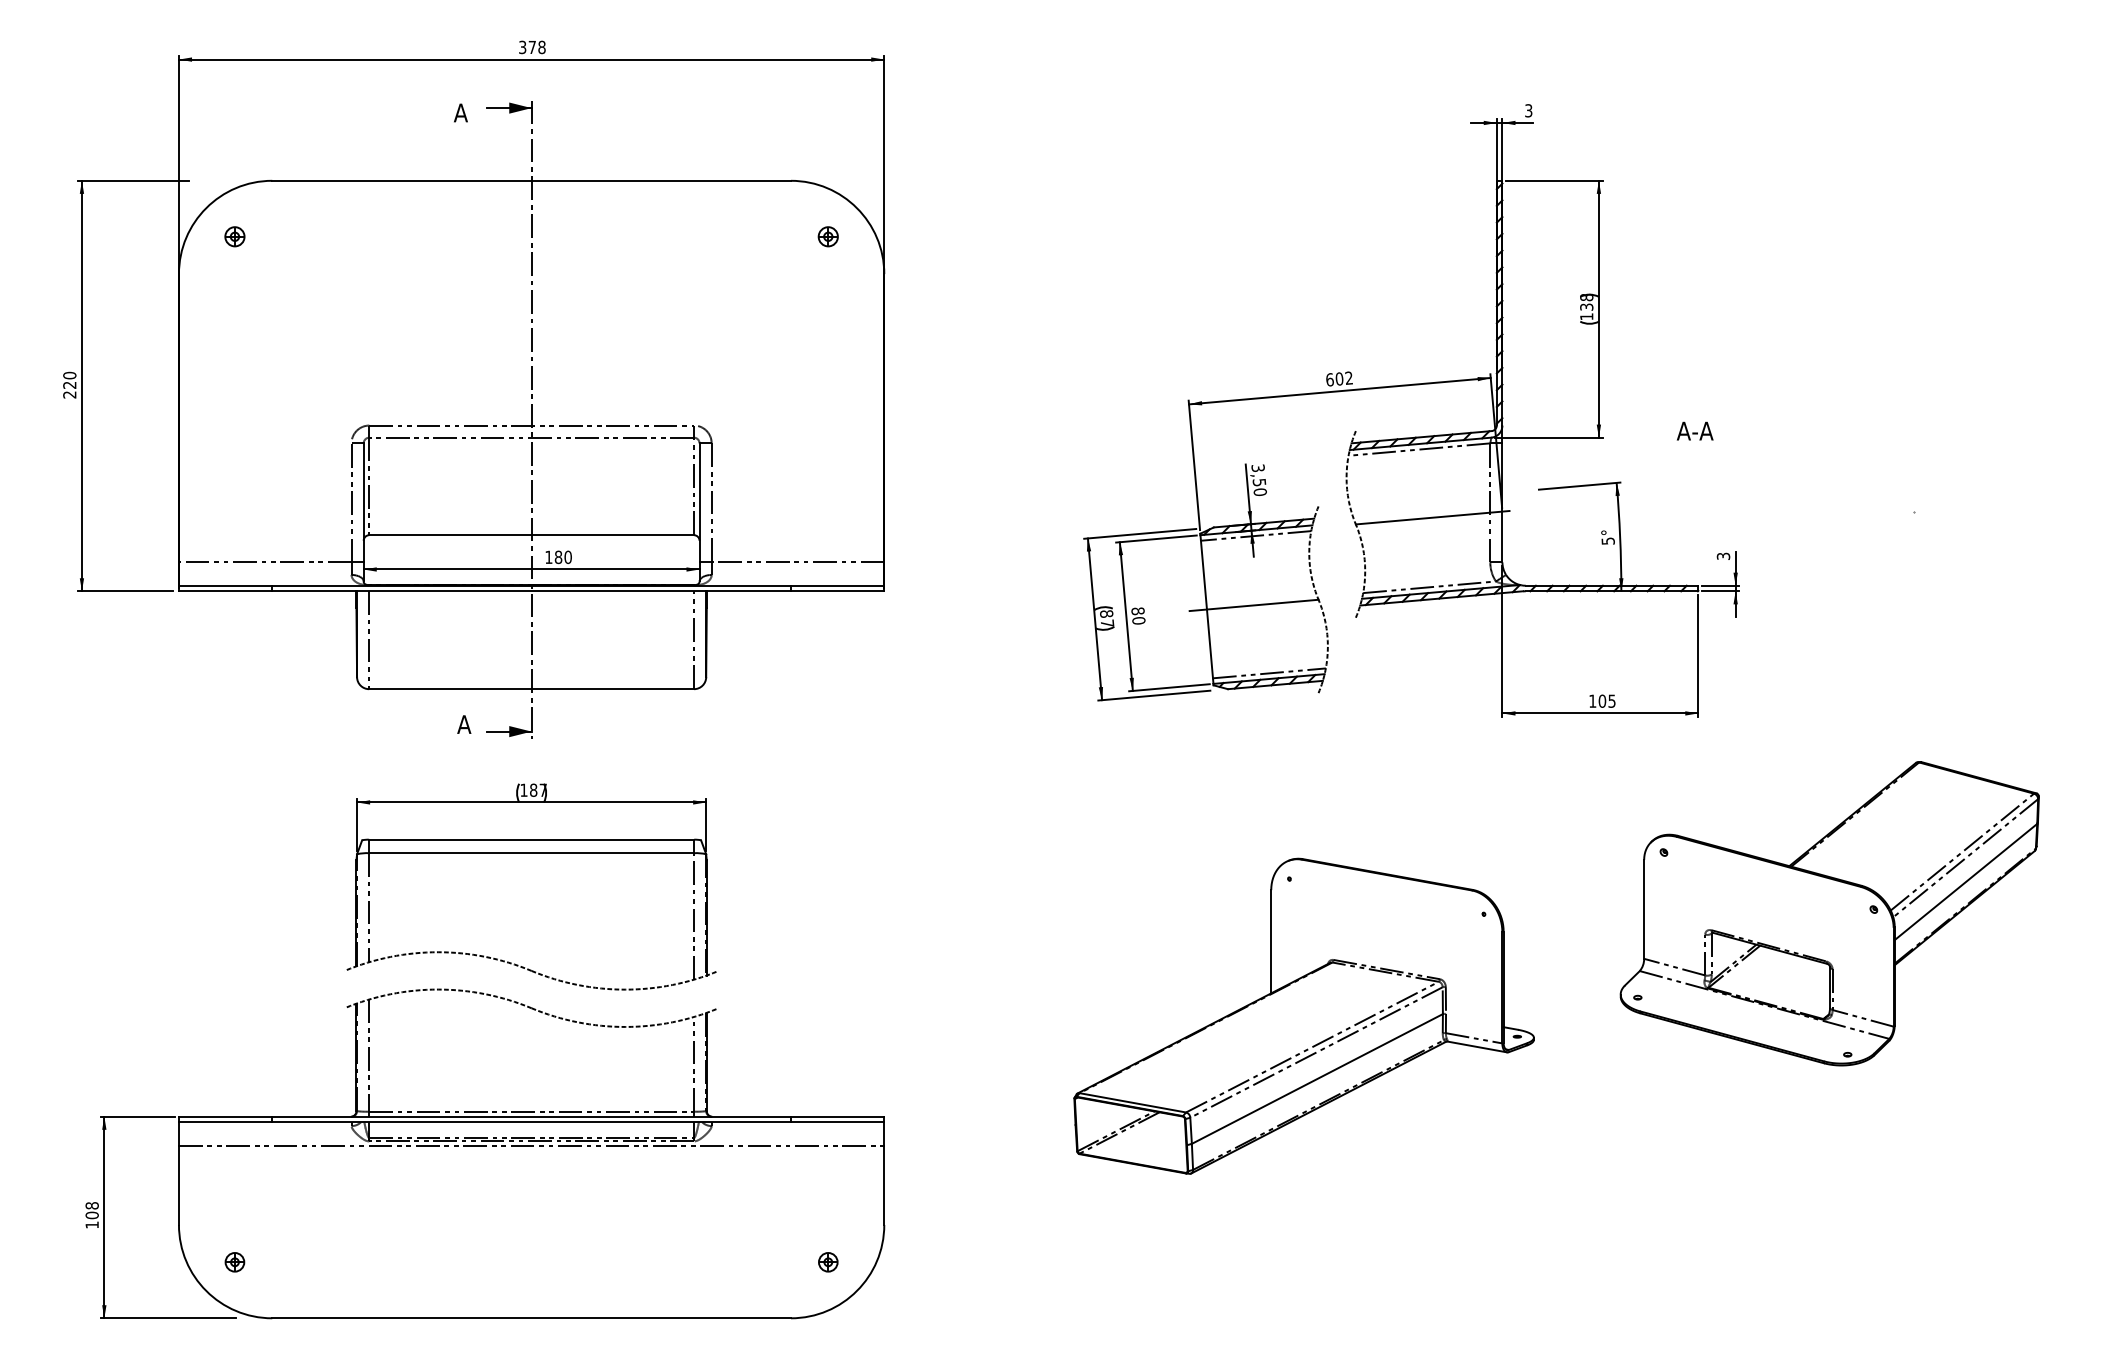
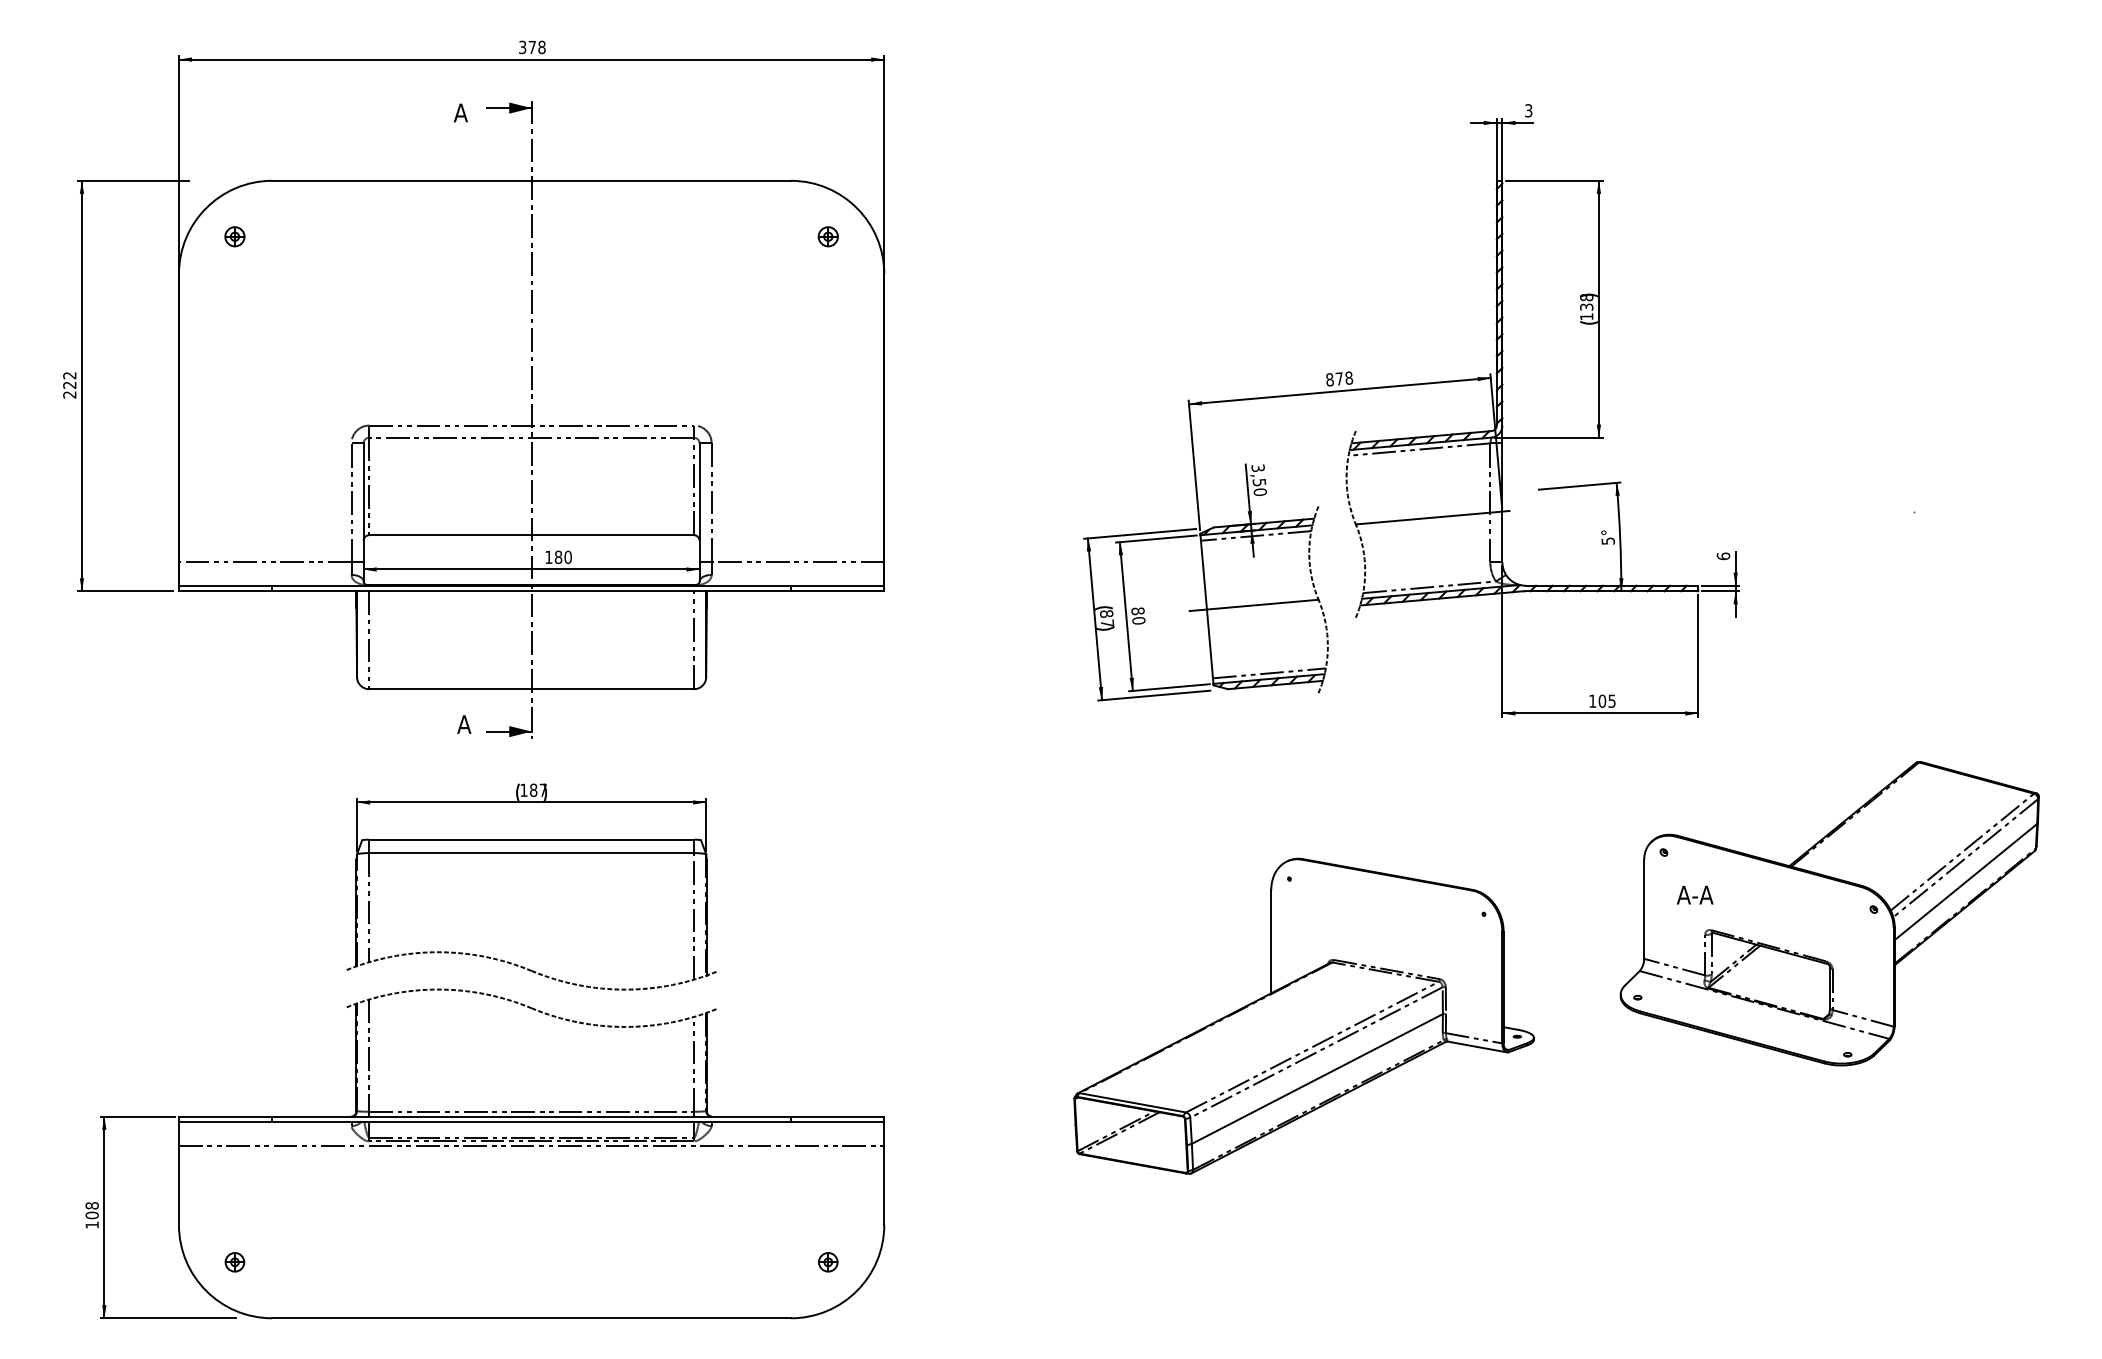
text: 220 -> 222 (69, 375)
text: 602 -> 878 (1339, 378)
text position: (1694, 430) -> (1694, 894) (1694, 894)
text: 3 -> 6 (1723, 556)
